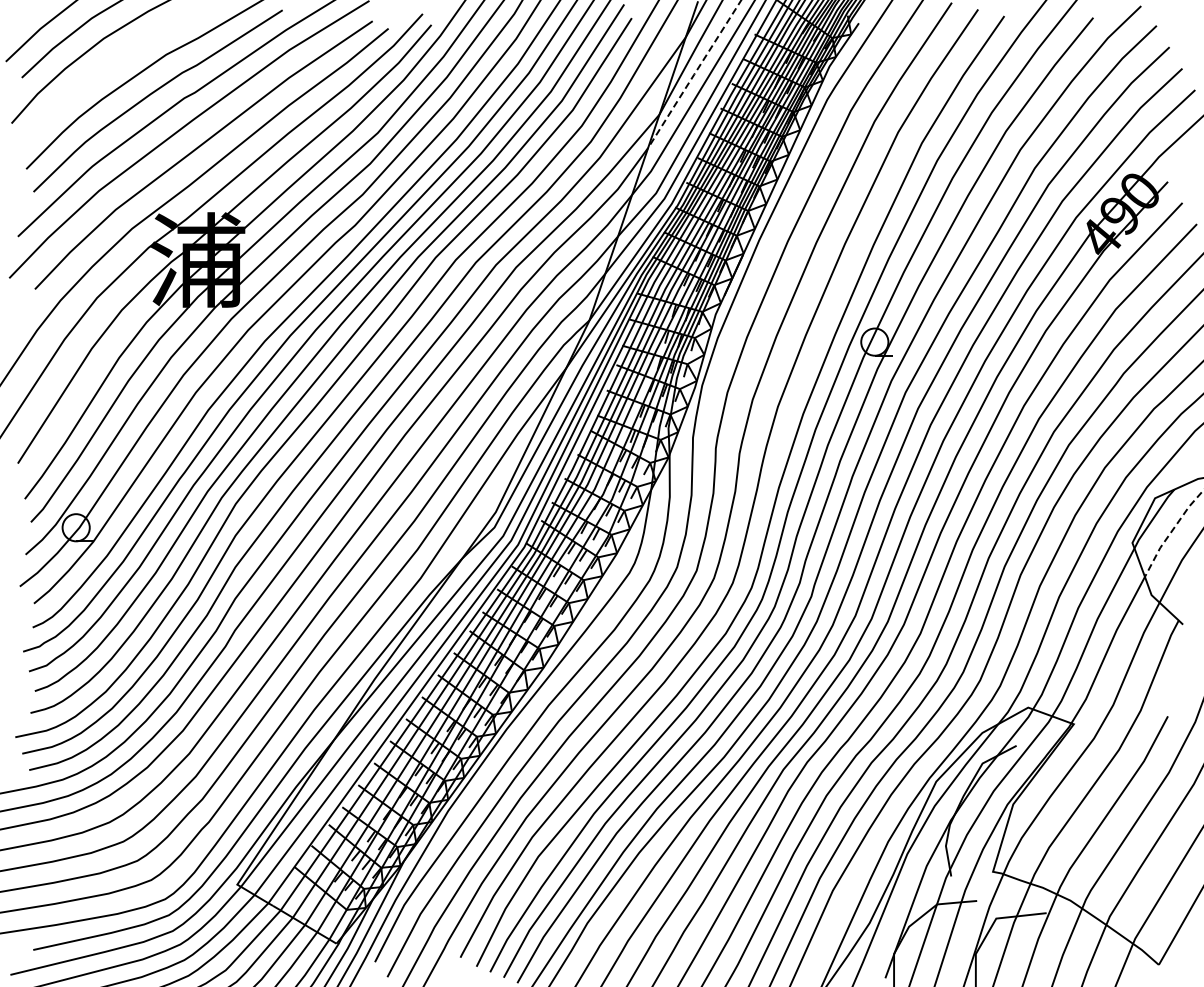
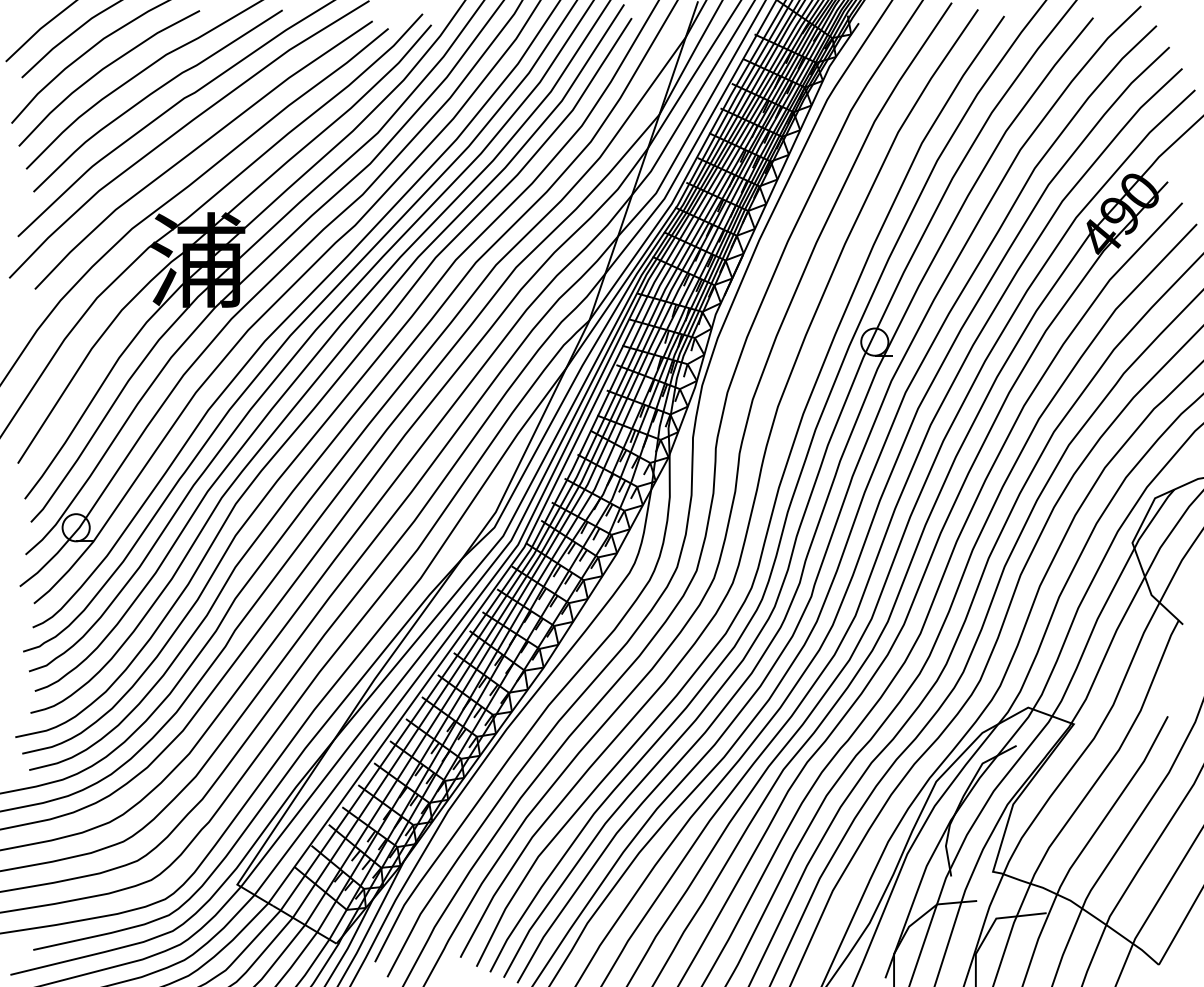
curve: none -> present (104, 69)
line: dashed -> solid (694, 74)
line: dashed -> solid (1171, 531)
